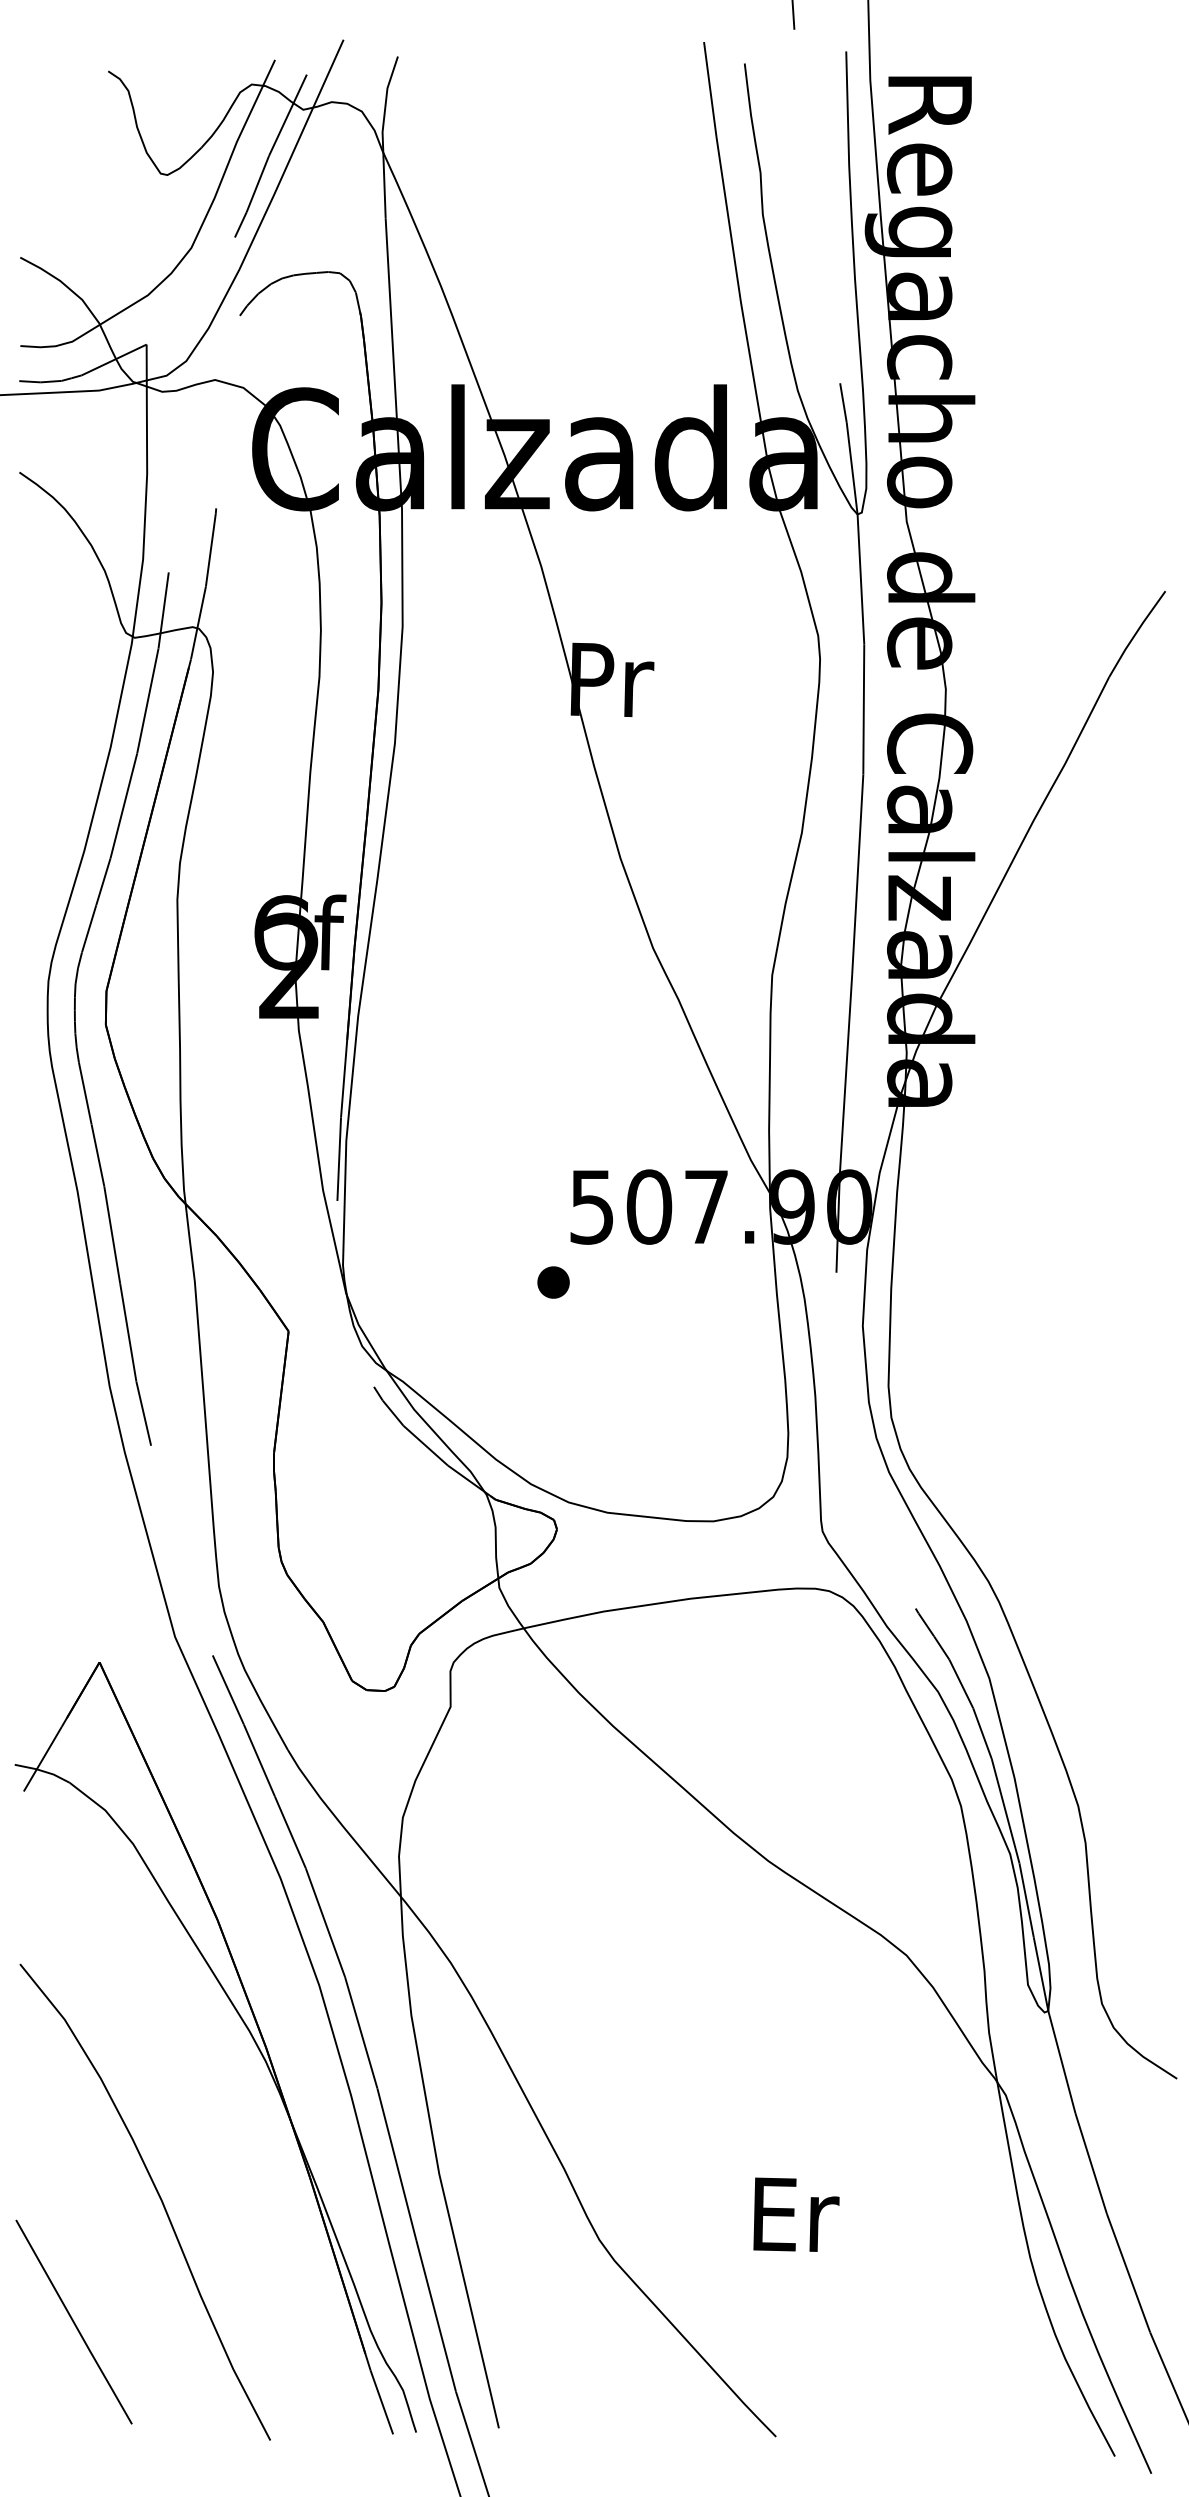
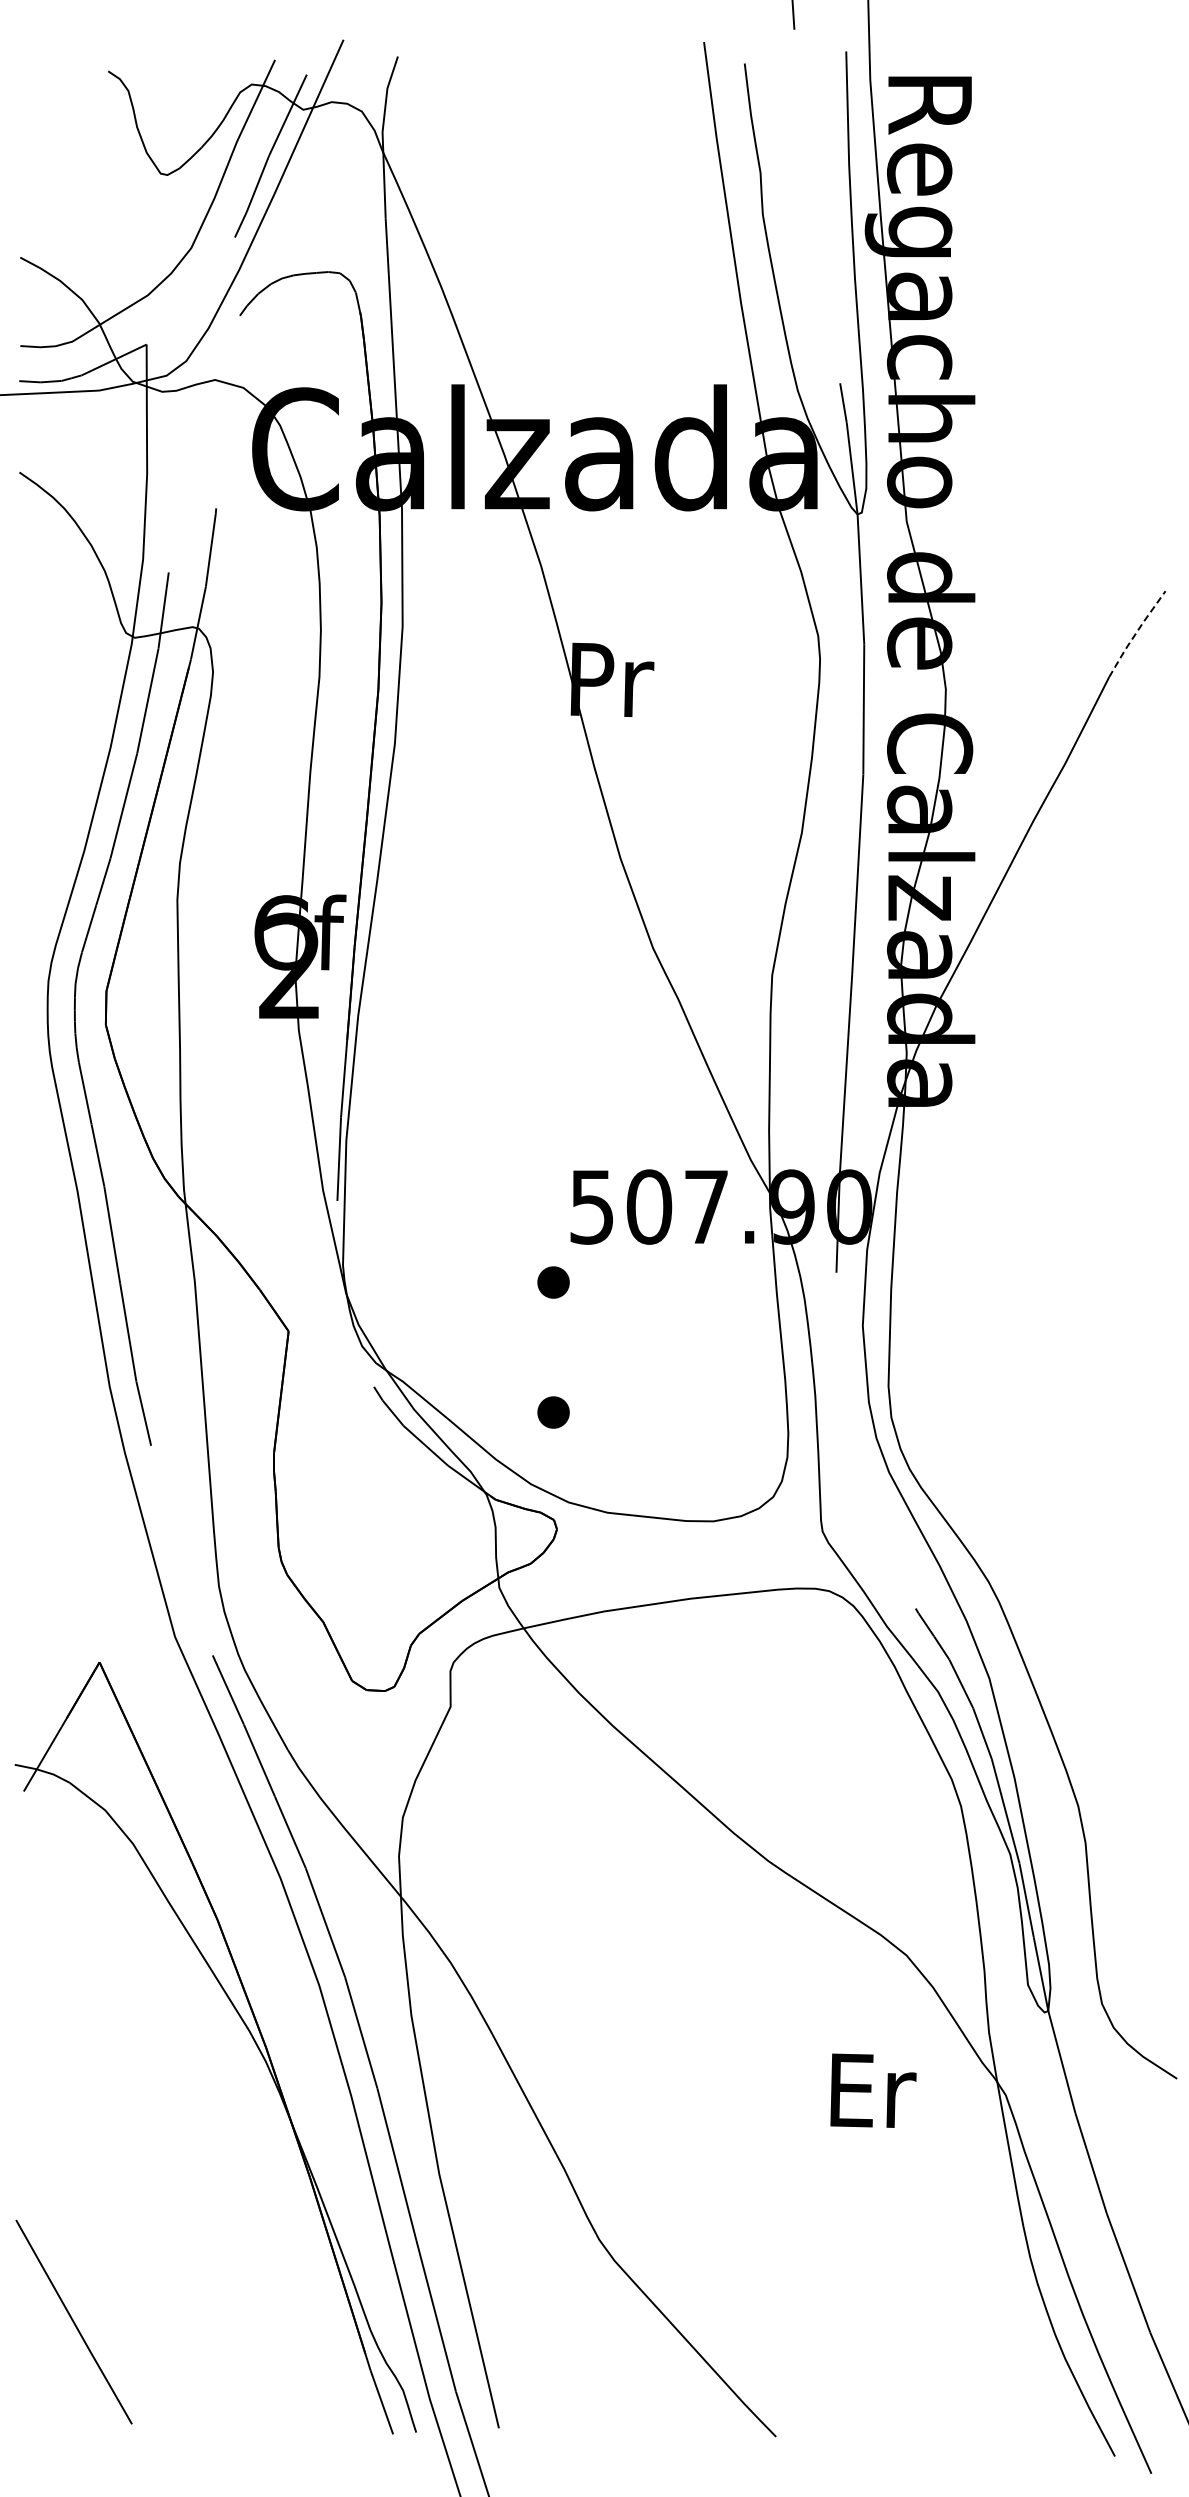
line: solid -> dashed (1136, 633)
part: none -> present (553, 1412)
curve: present -> none (157, 2194)
text position: (796, 2214) -> (873, 2090) (873, 2090)
